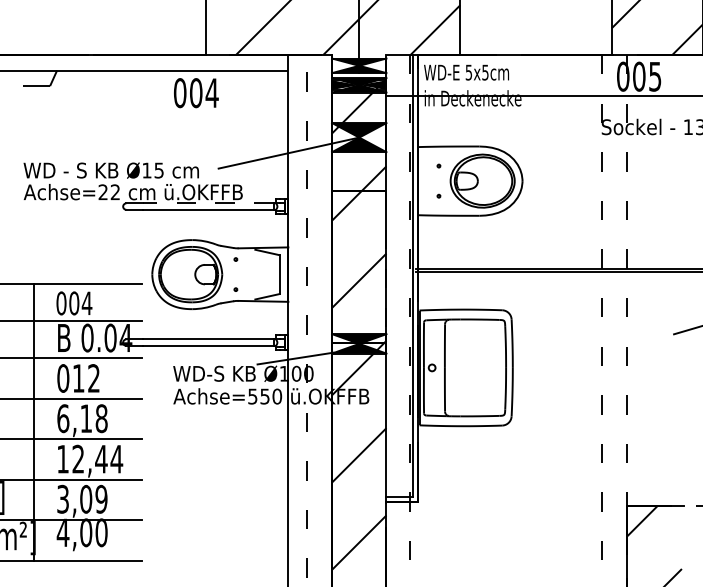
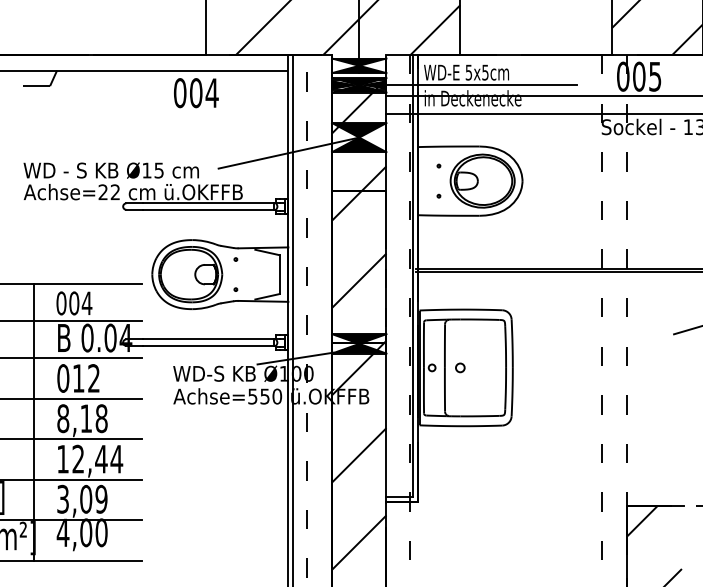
line: none -> present (478, 85)
line: none -> present (542, 114)
line: dashed -> solid (208, 203)
line: none -> present (293, 319)
circle: none -> present (460, 367)
text: 6,18 -> 8,18 (63, 418)
